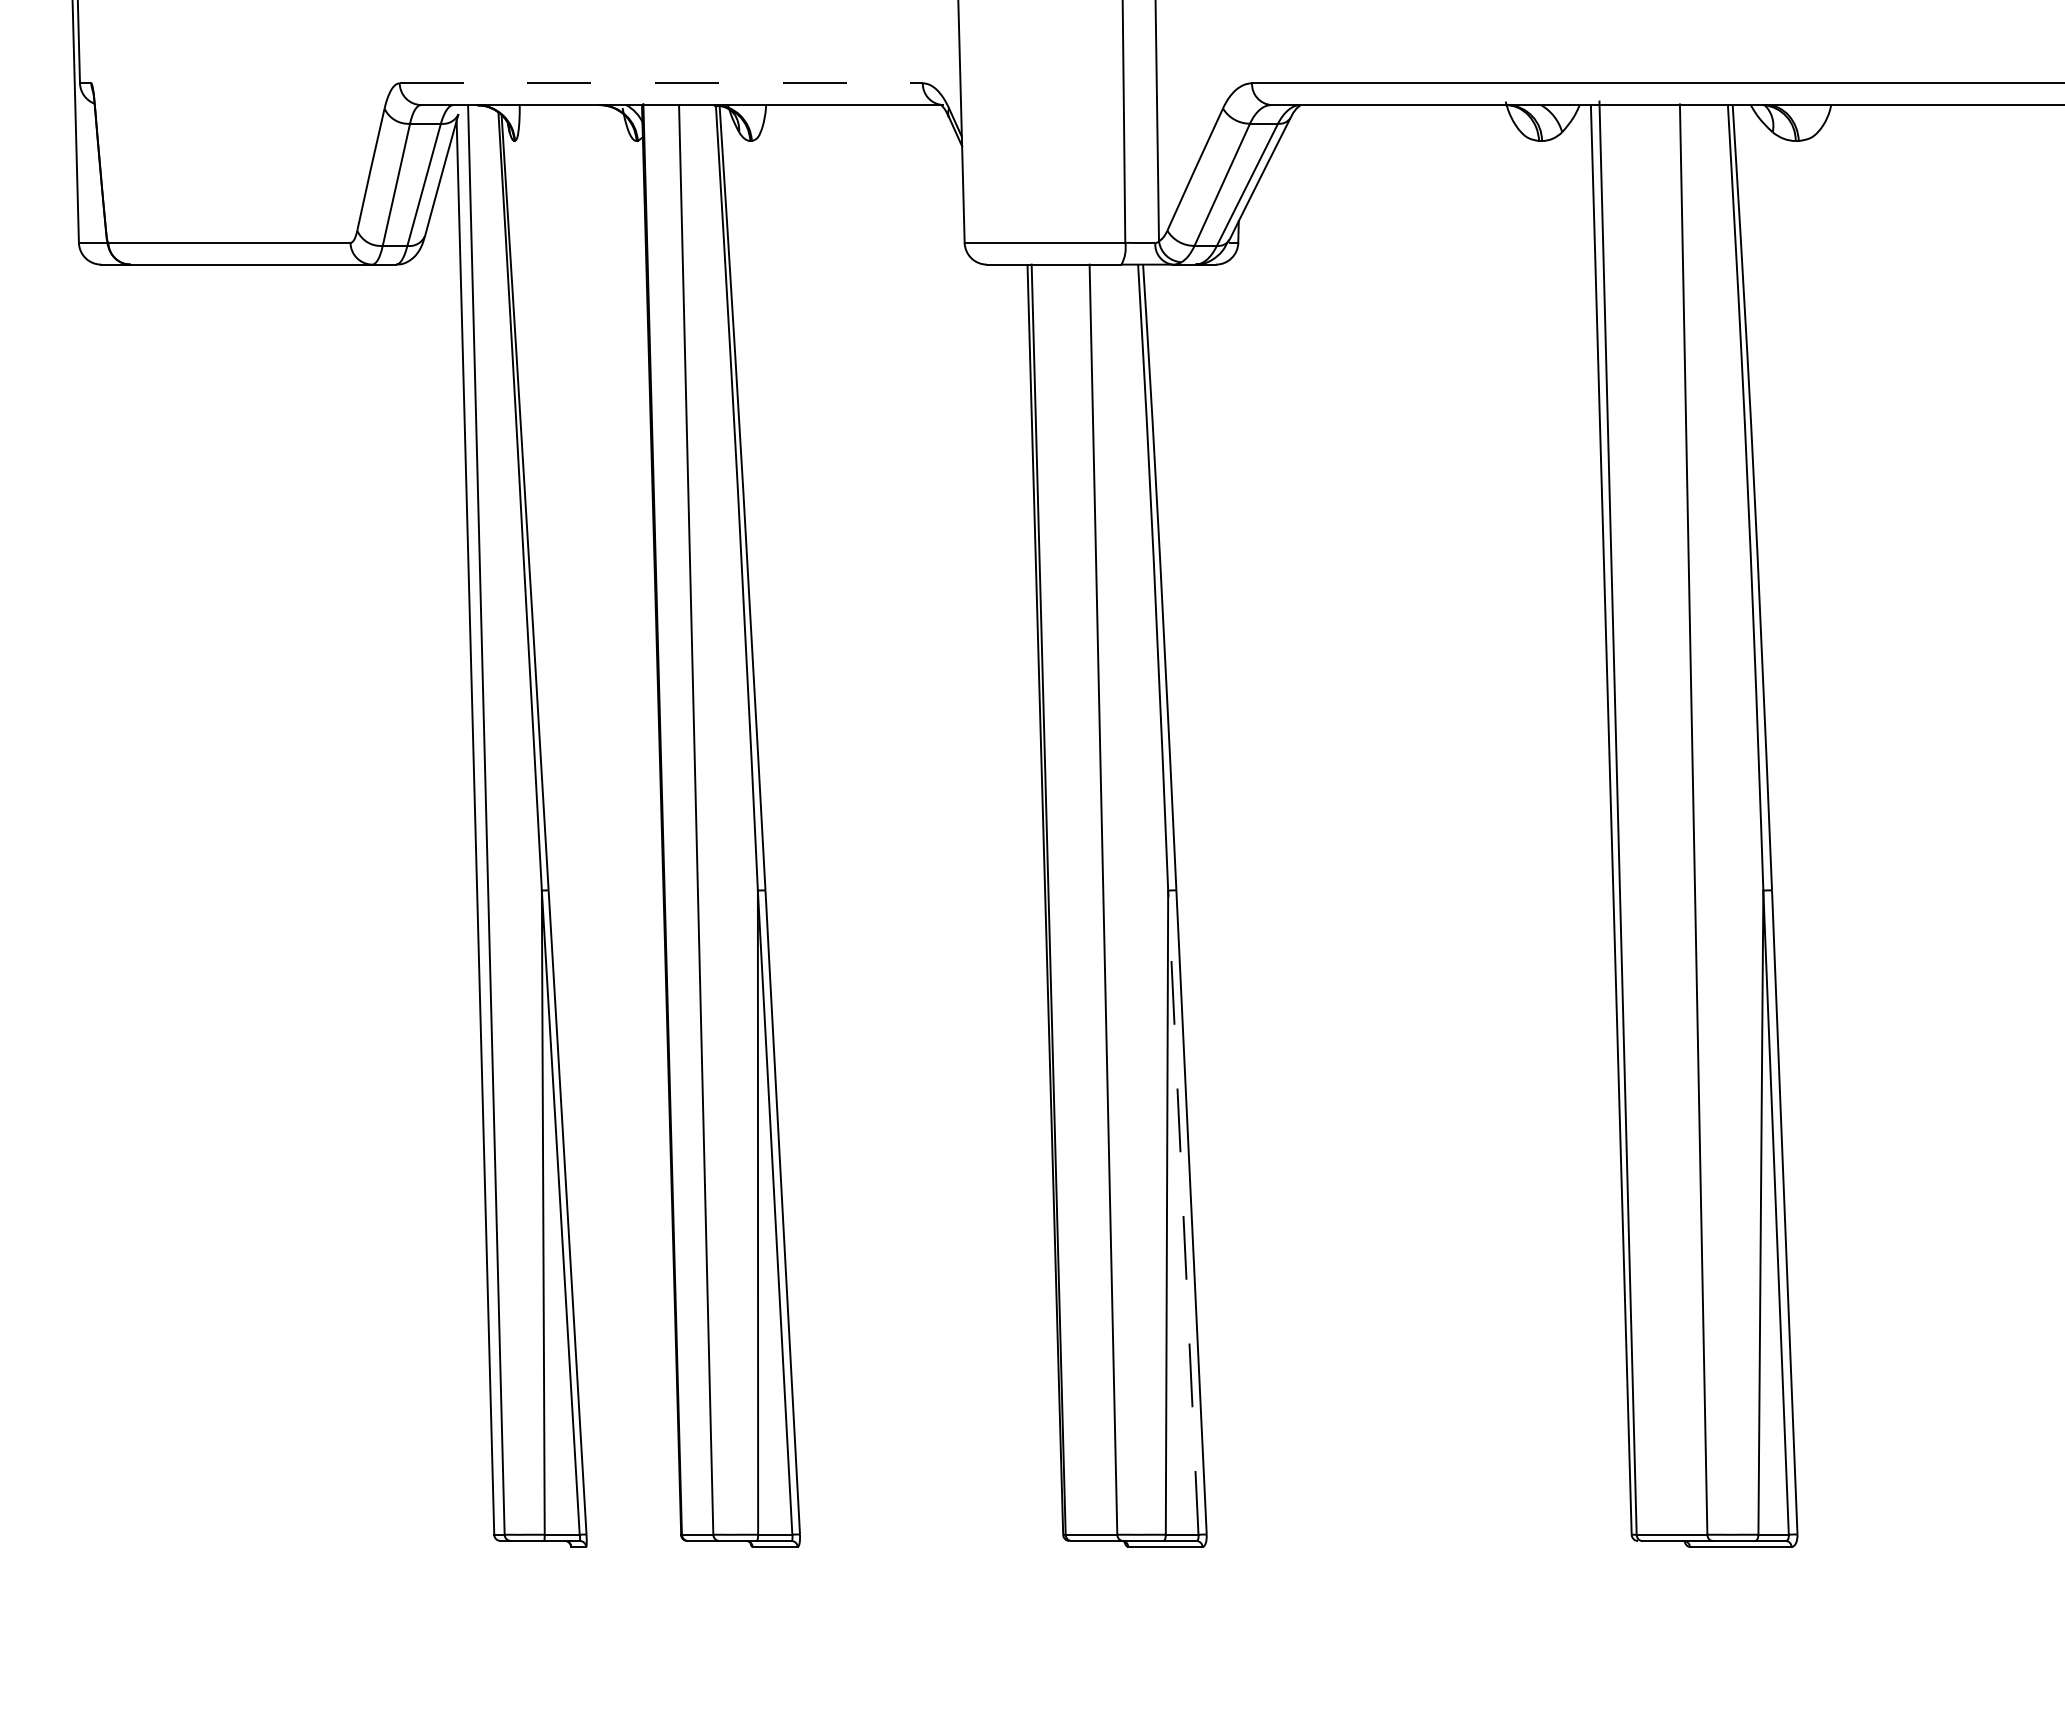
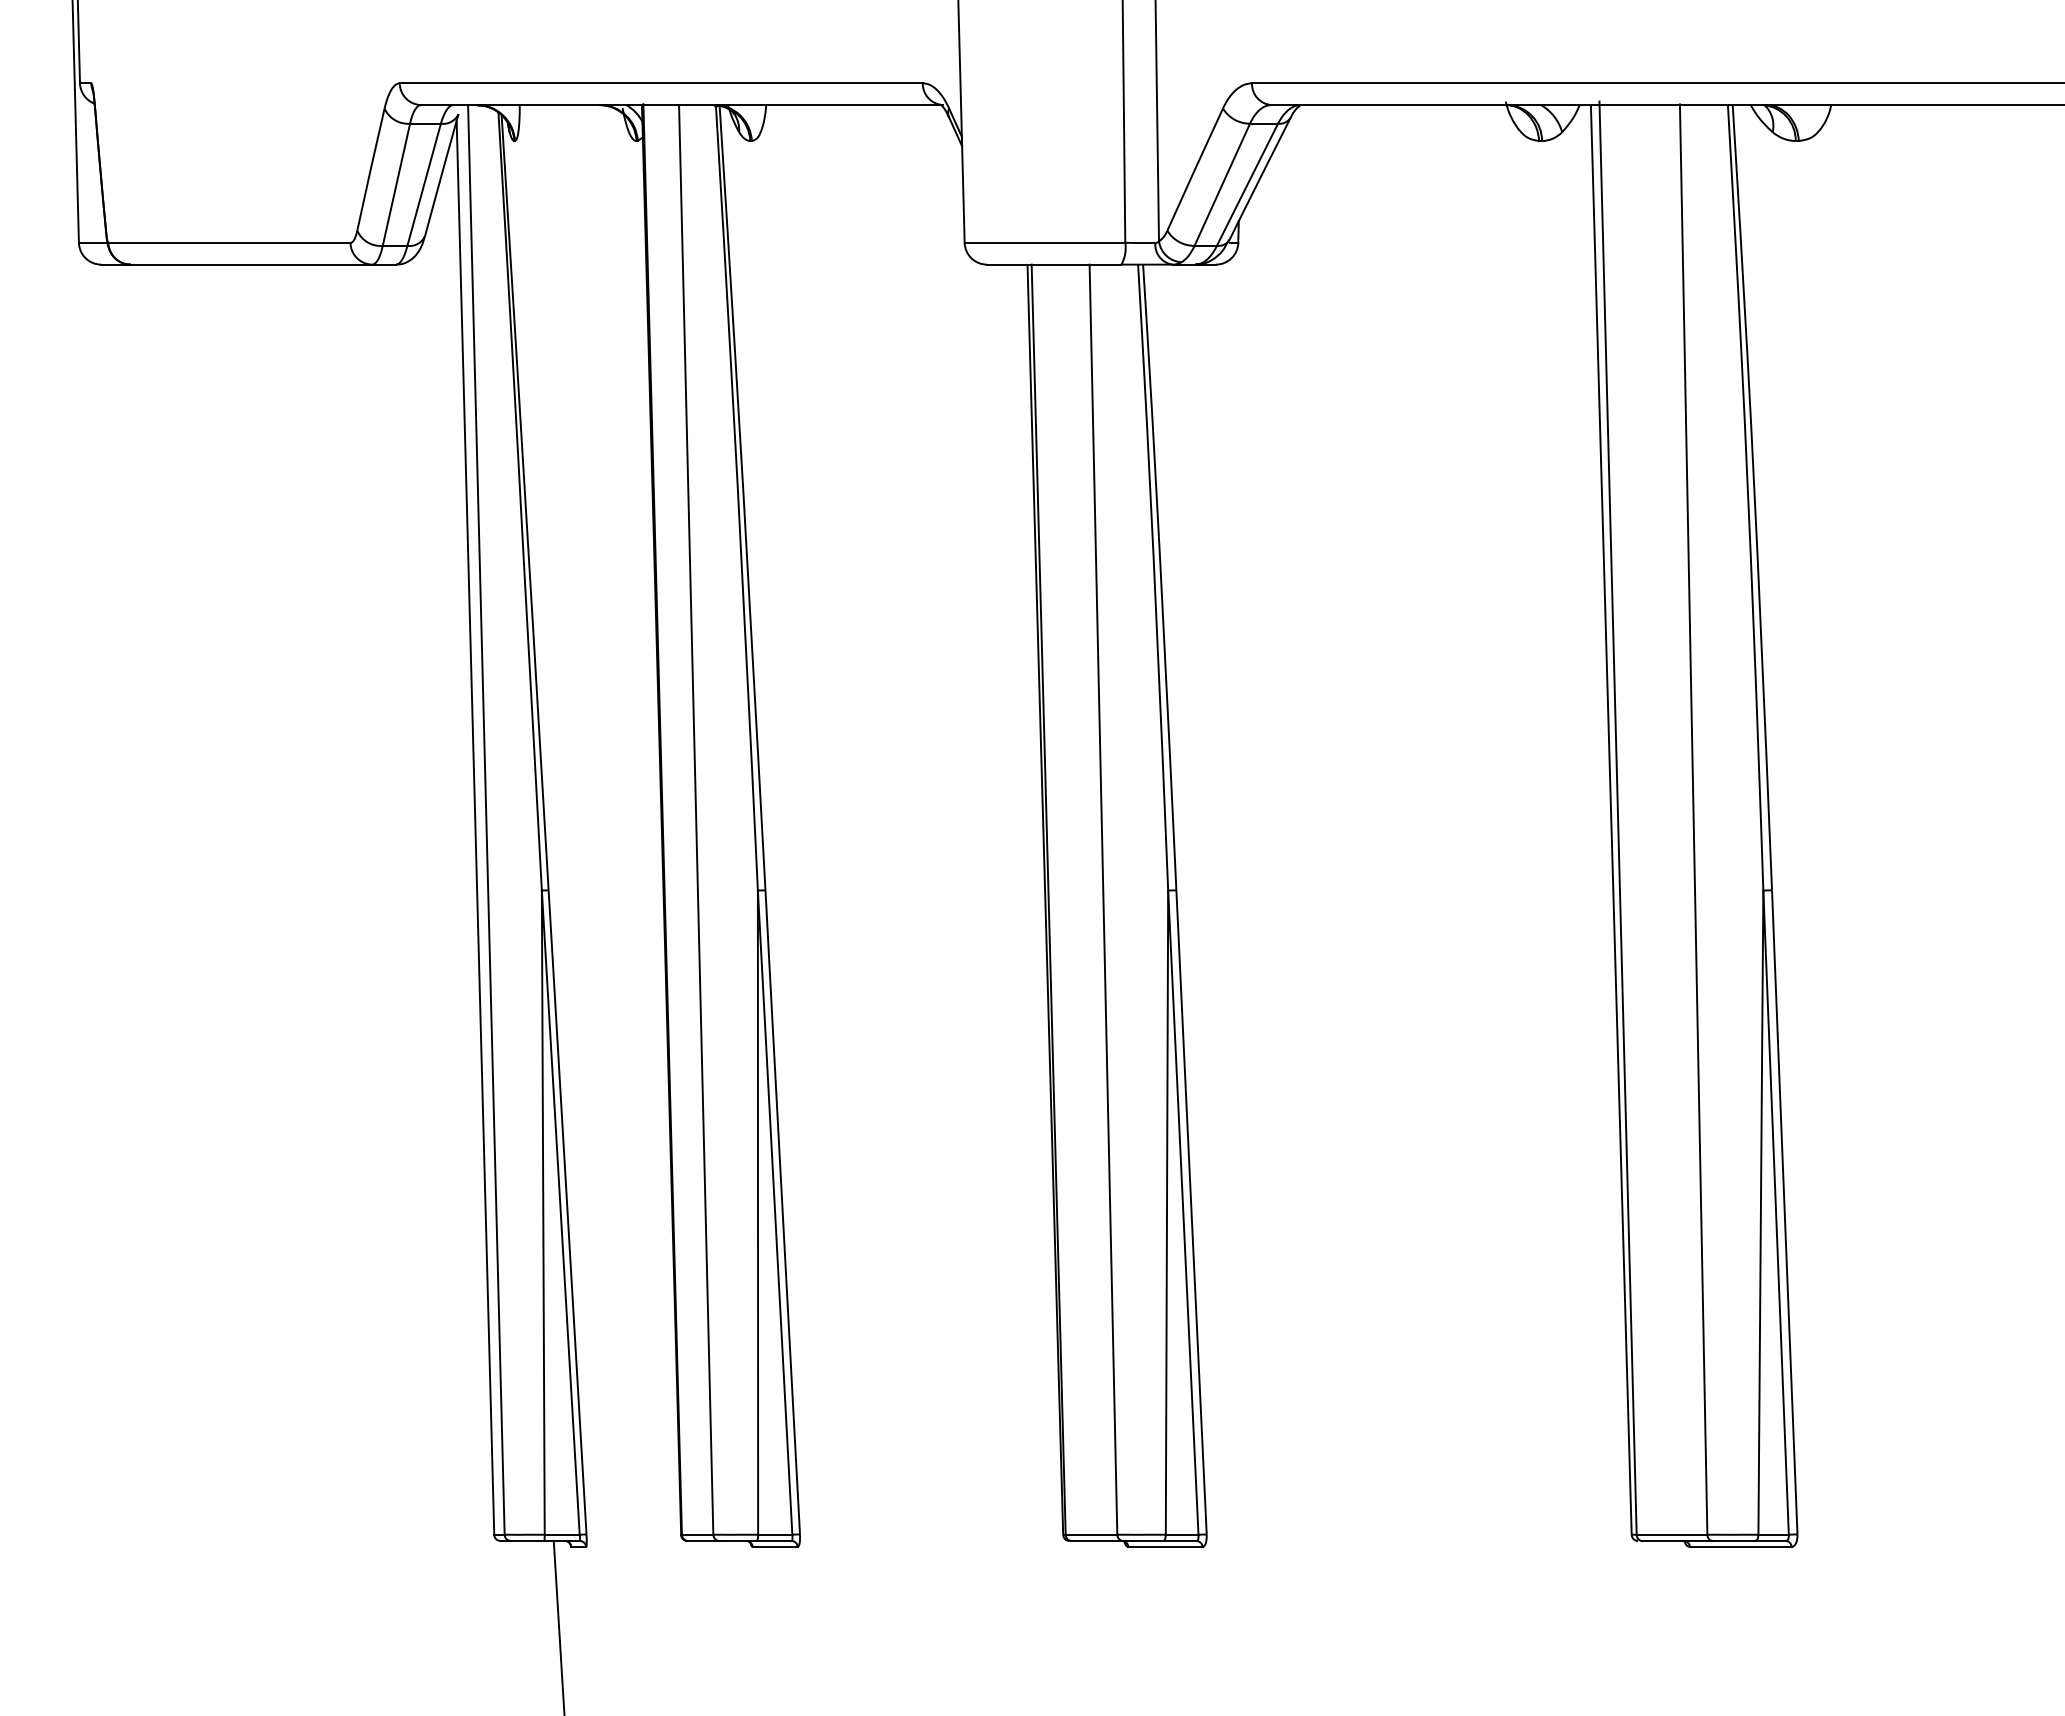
line: dashed -> solid (661, 83)
line: dashed -> solid (1183, 1212)
line: none -> present (558, 1626)
